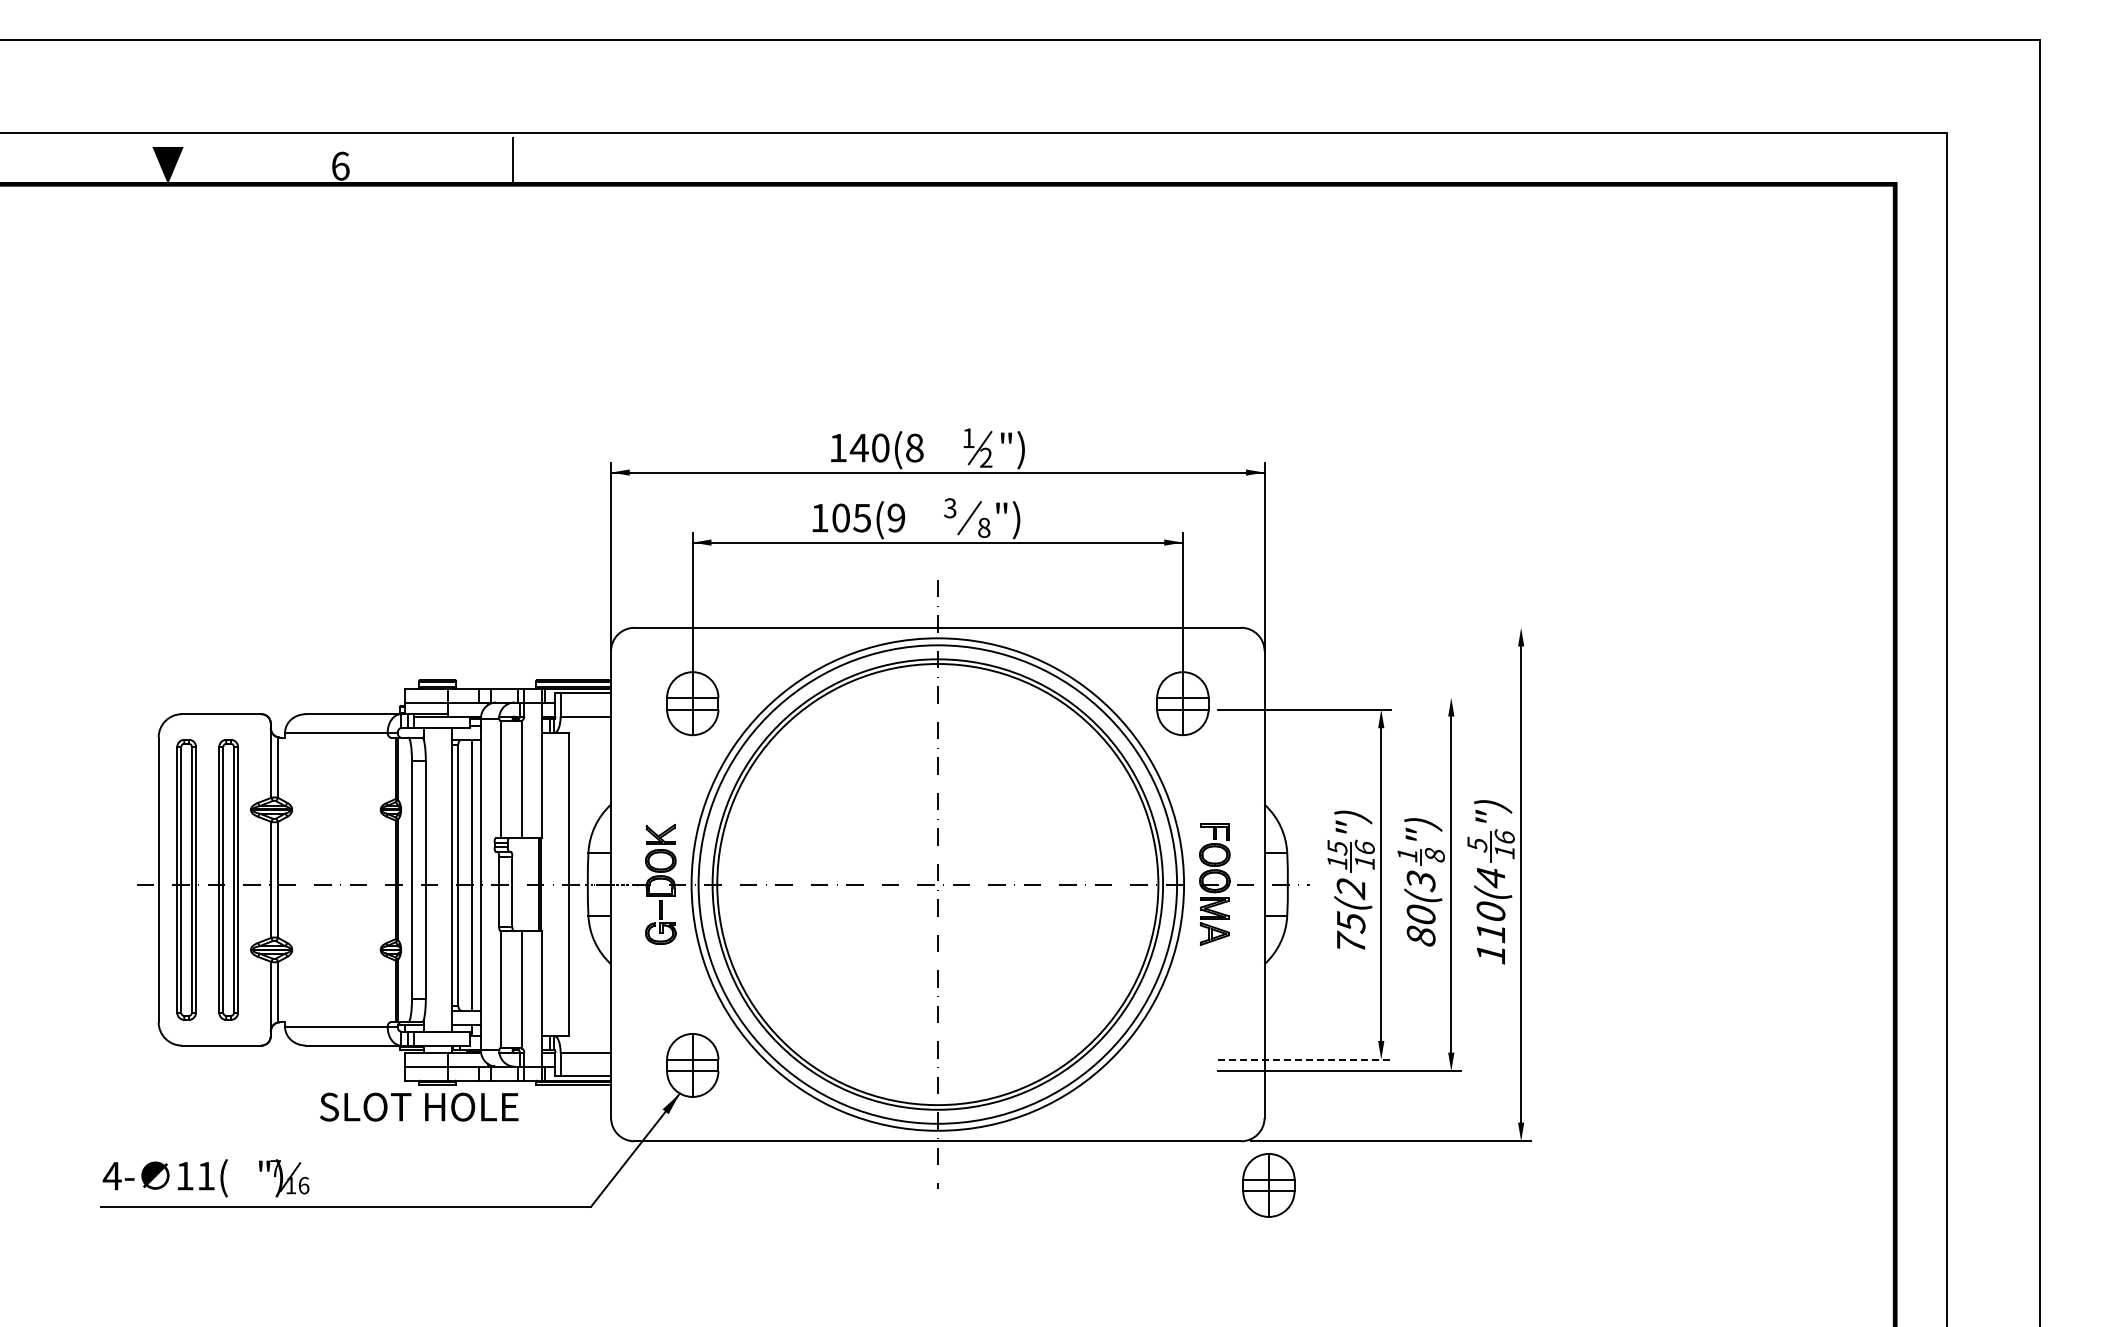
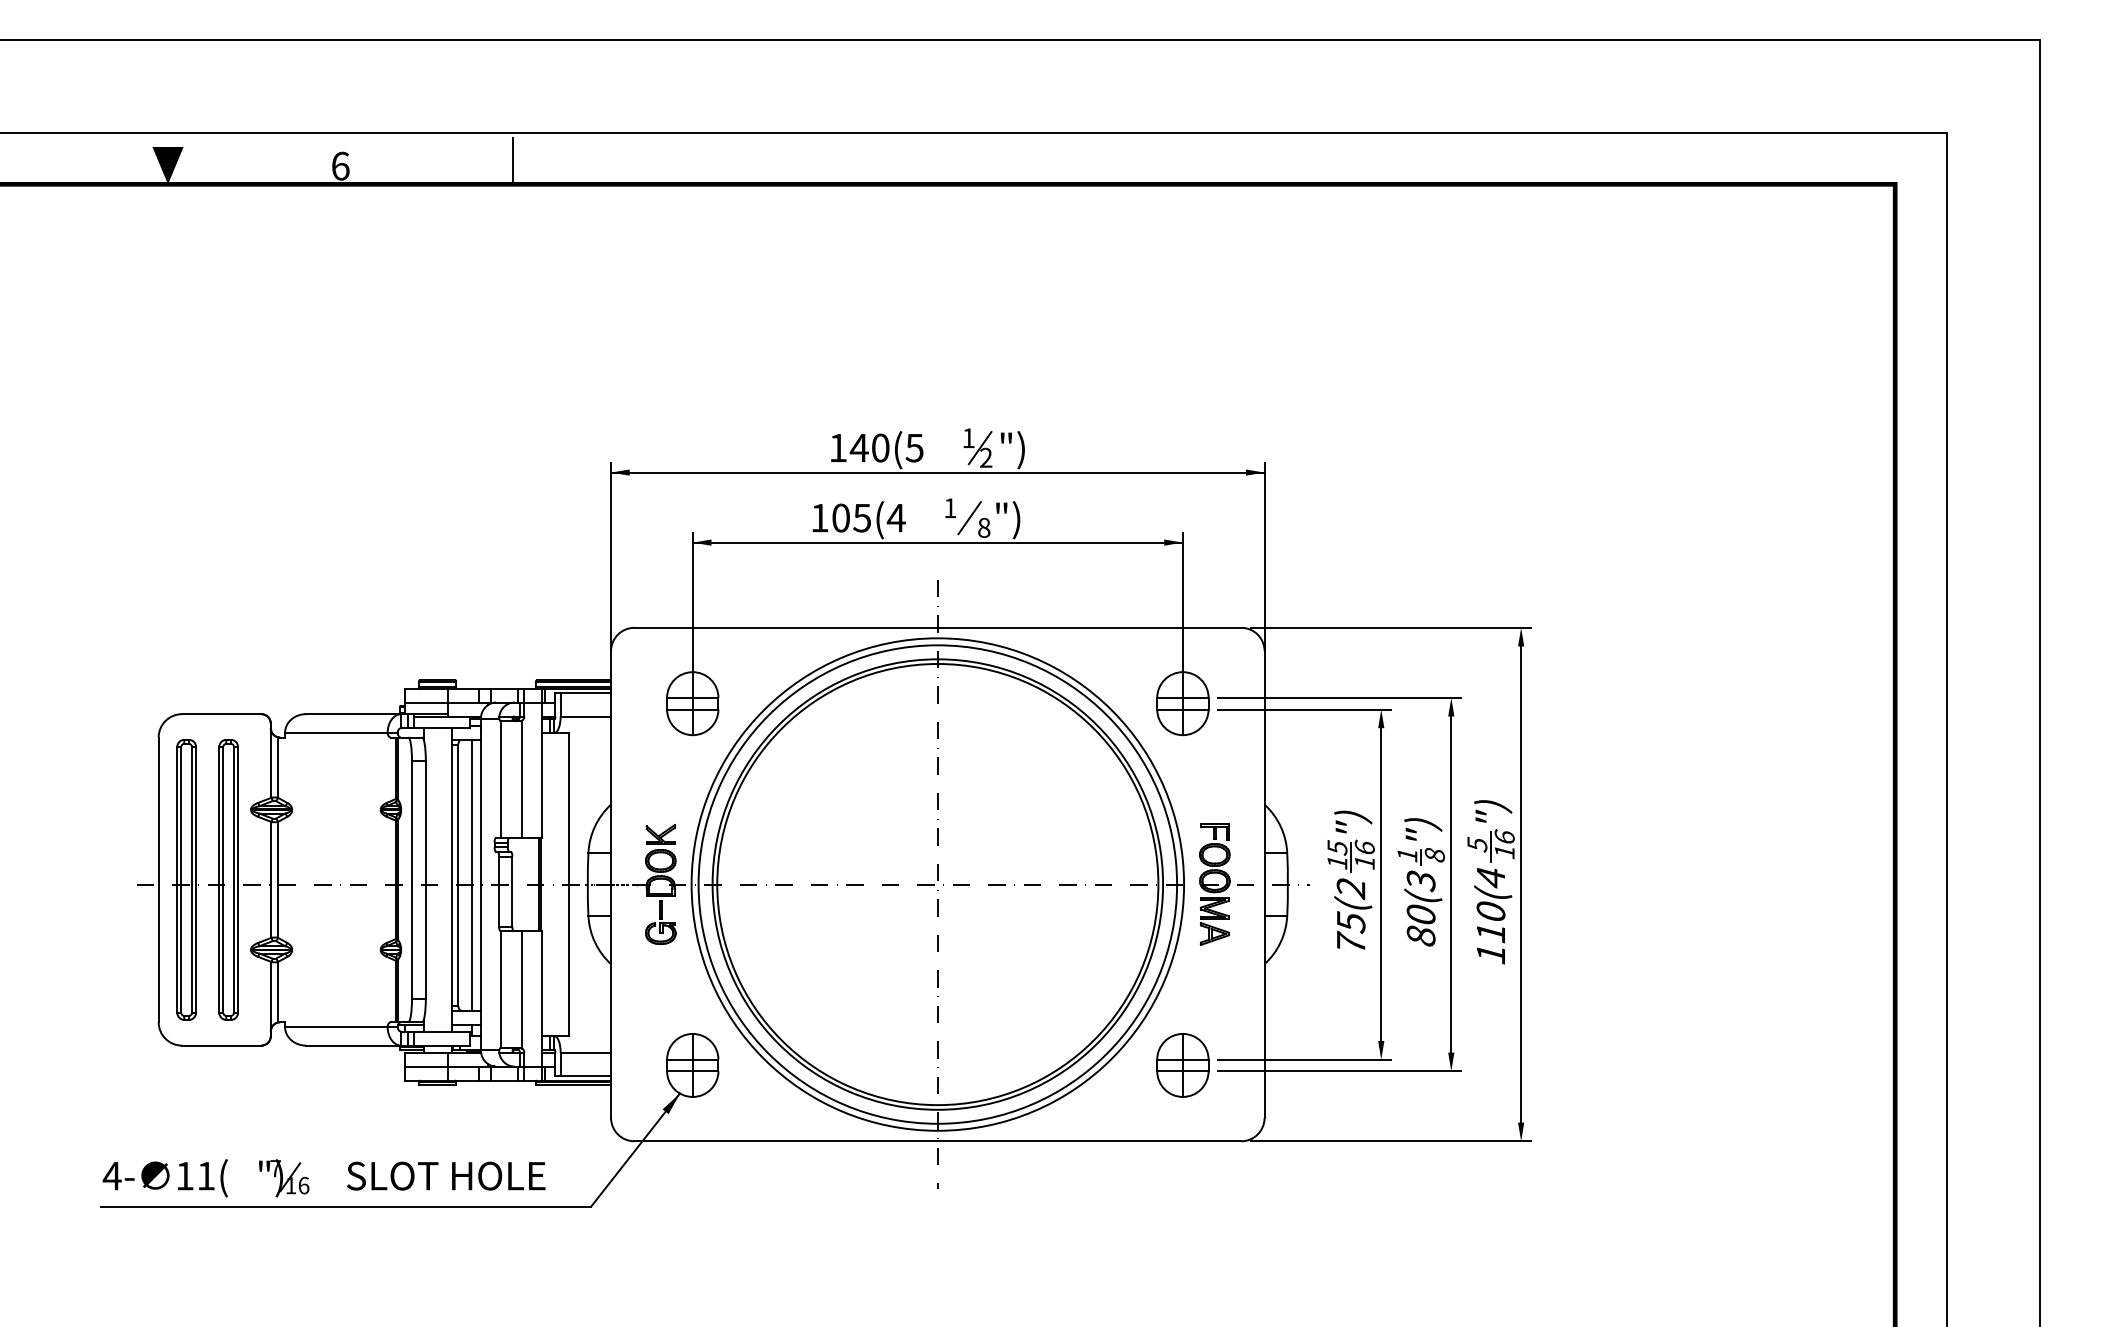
text: 140(8 -> 140(5 (914, 447)
text: 3 -> 1 (950, 508)
text: 105(9 -> 105(4 (895, 517)
line: none -> present (1390, 627)
line: none -> present (1338, 697)
line: dashed -> solid (1304, 1059)
text position: (419, 1106) -> (446, 1175) (446, 1175)
part position: (1268, 1185) -> (1182, 1065) (1182, 1065)
